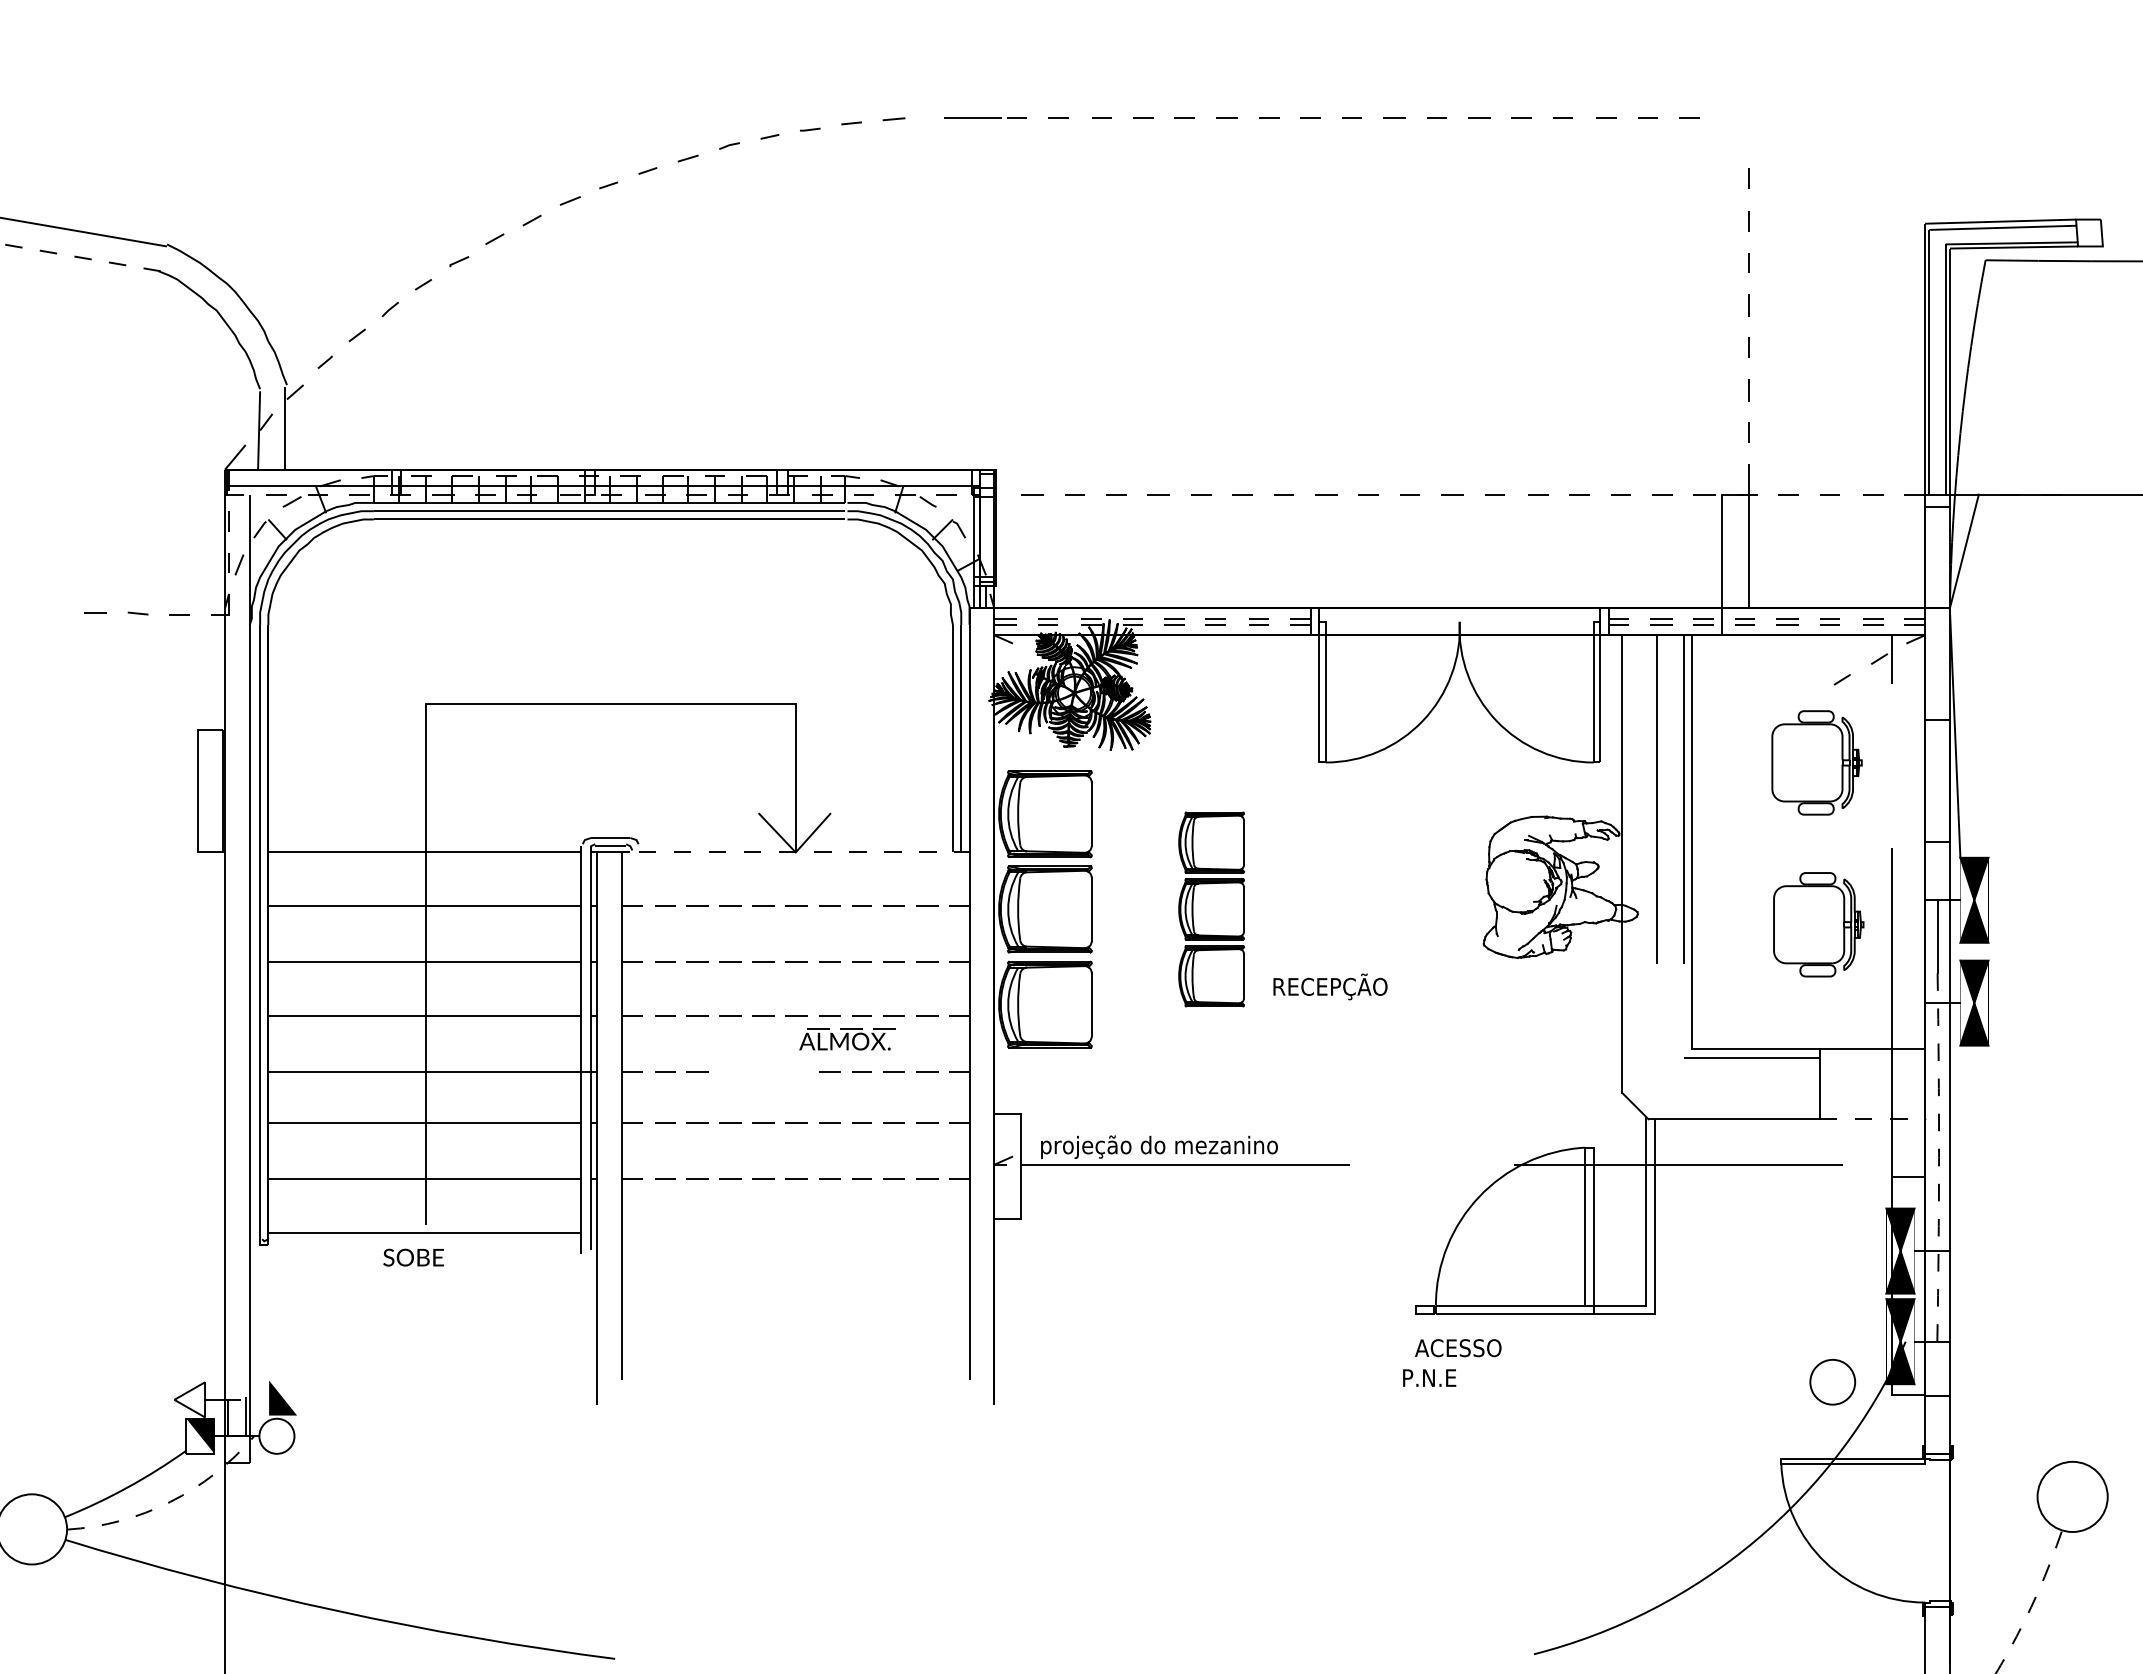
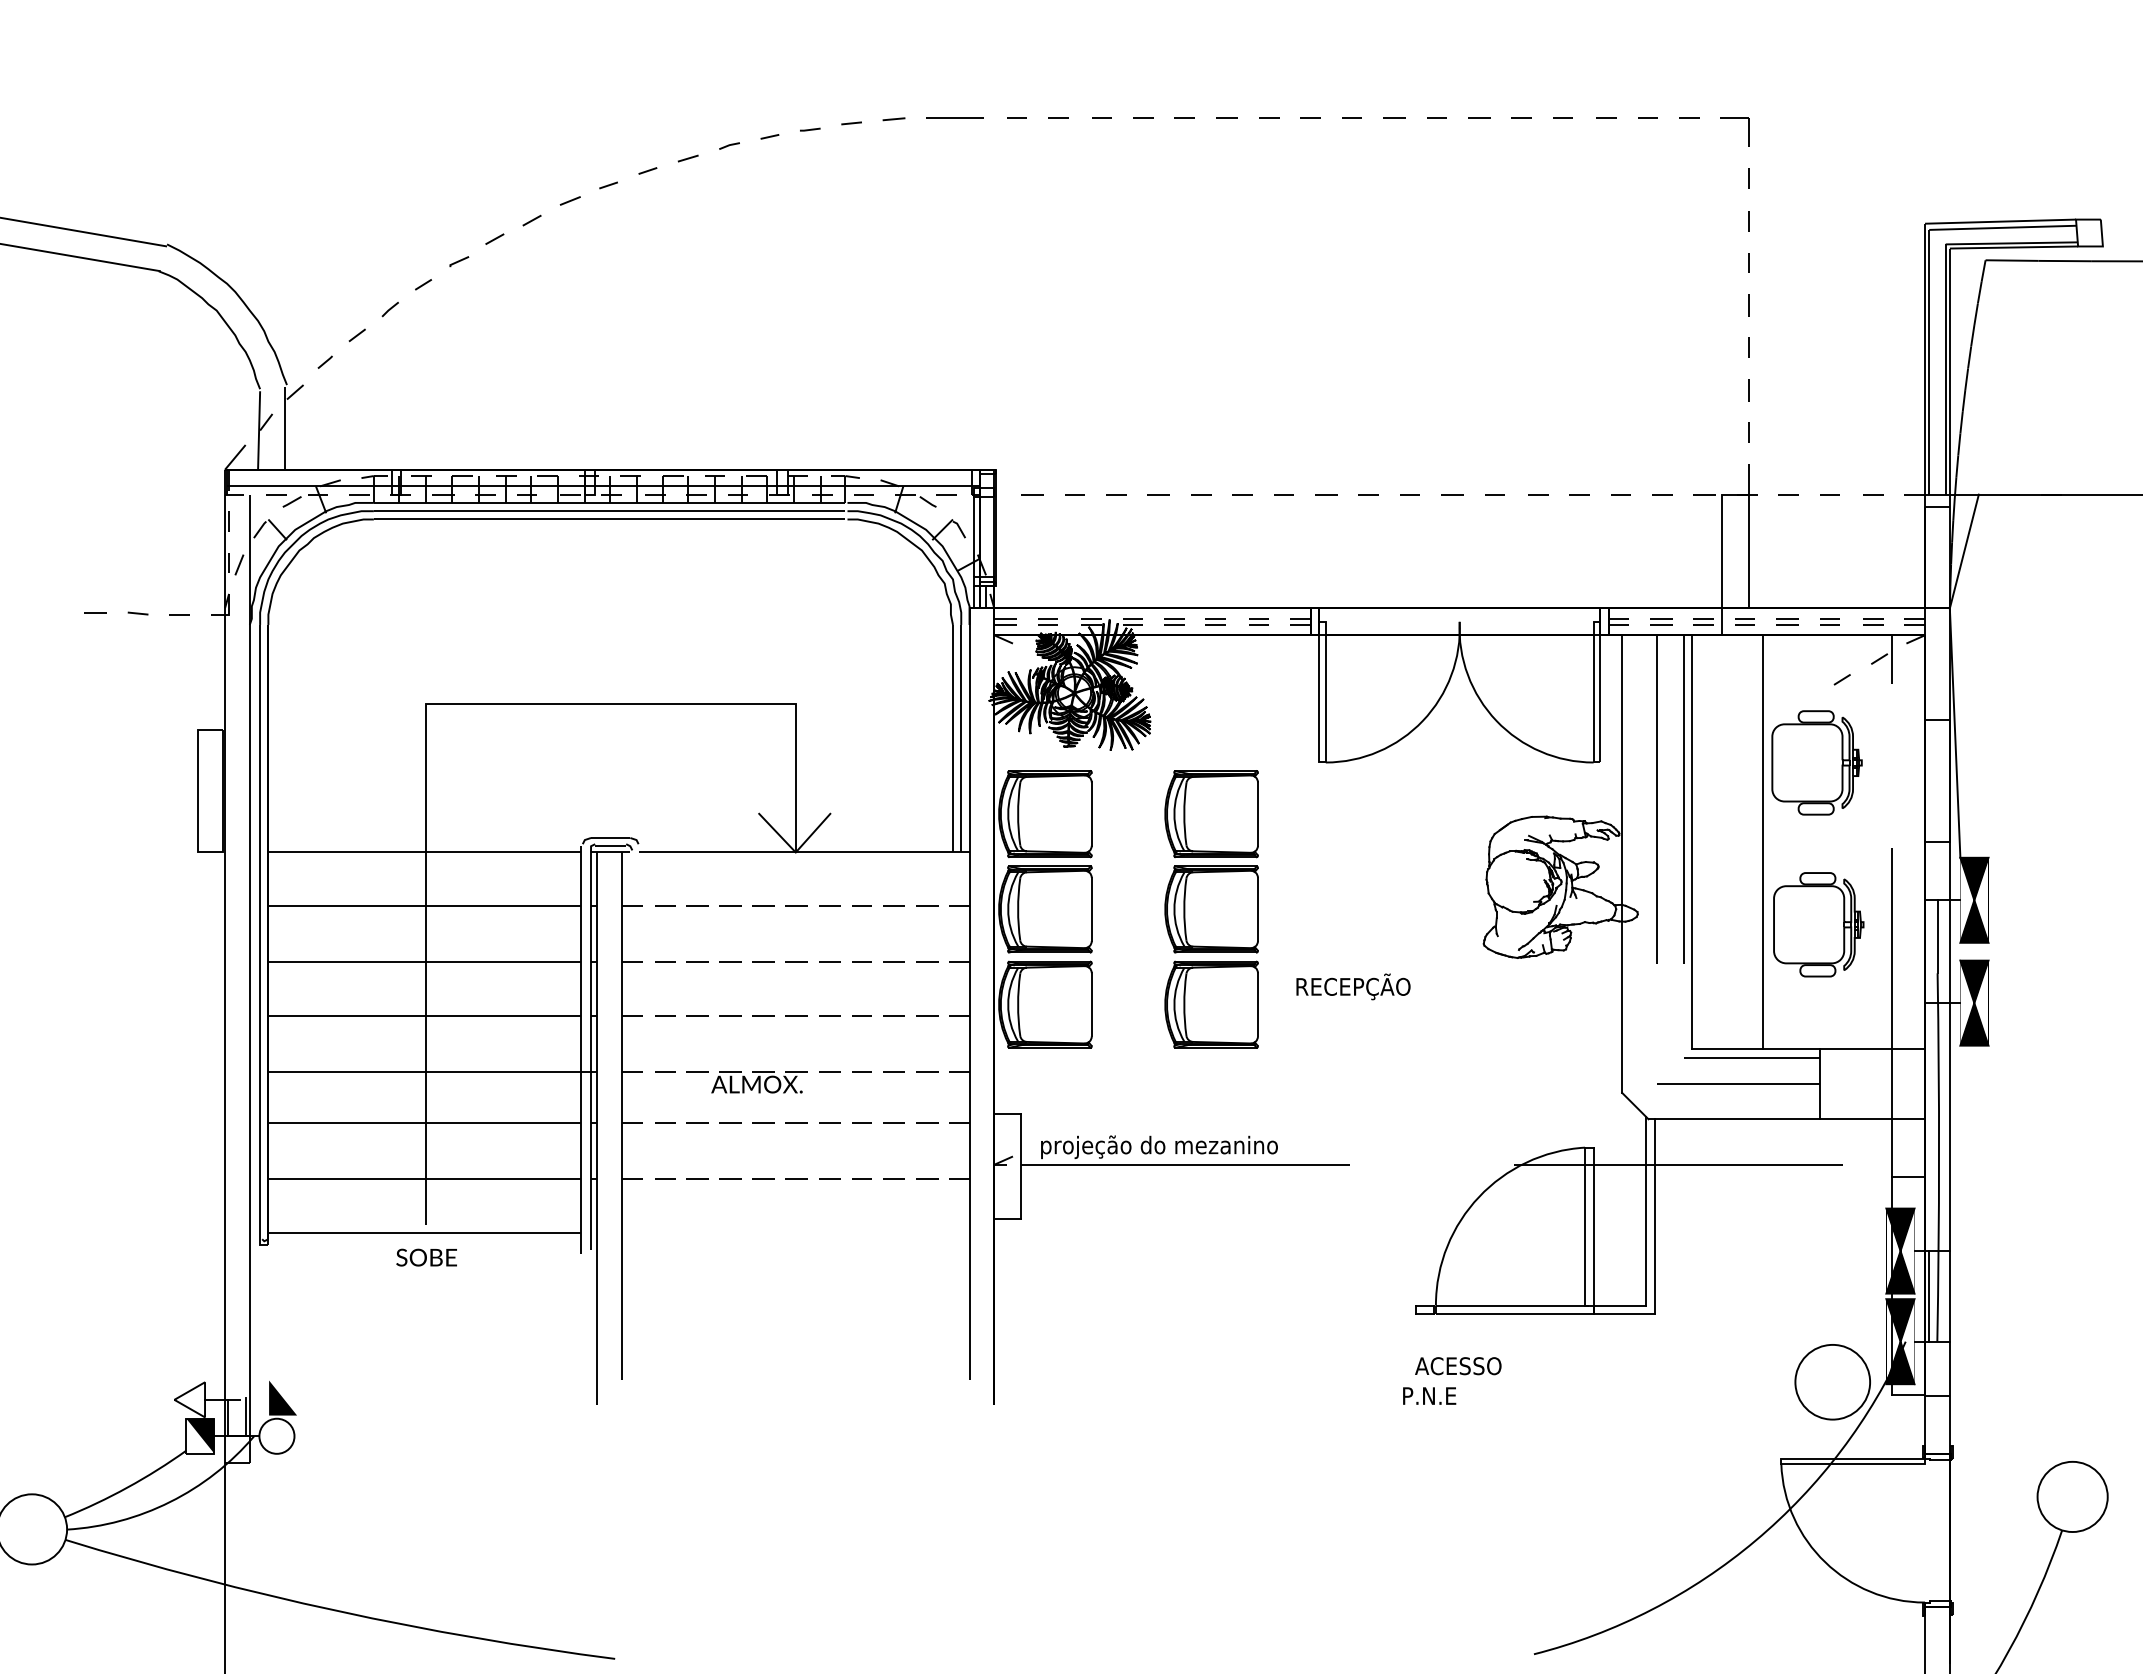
line position: (972, 117) -> (954, 117) (954, 117)
part: none -> present (1734, 118)
line: dashed -> solid (80, 257)
line: none -> present (1762, 842)
line: dashed -> solid (804, 852)
part size: 67x197 px -> 95x279 px (1211, 909)
text position: (1330, 986) -> (1353, 986) (1353, 986)
part position: (847, 1039) -> (759, 1082) (759, 1082)
line: none -> present (1738, 1084)
line: dashed -> solid (1872, 1119)
arc: dashed -> solid (1939, 1157)
text position: (413, 1257) -> (426, 1257) (426, 1257)
line: none -> present (1928, 1296)
text position: (1452, 1362) -> (1452, 1380) (1452, 1380)
circle diameter: 45 px -> 75 px (1832, 1381)
arc: dashed -> solid (170, 1502)
arc: dashed -> solid (2032, 1603)
